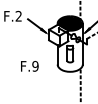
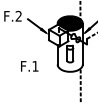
text: F.9 -> F.1 (35, 65)
